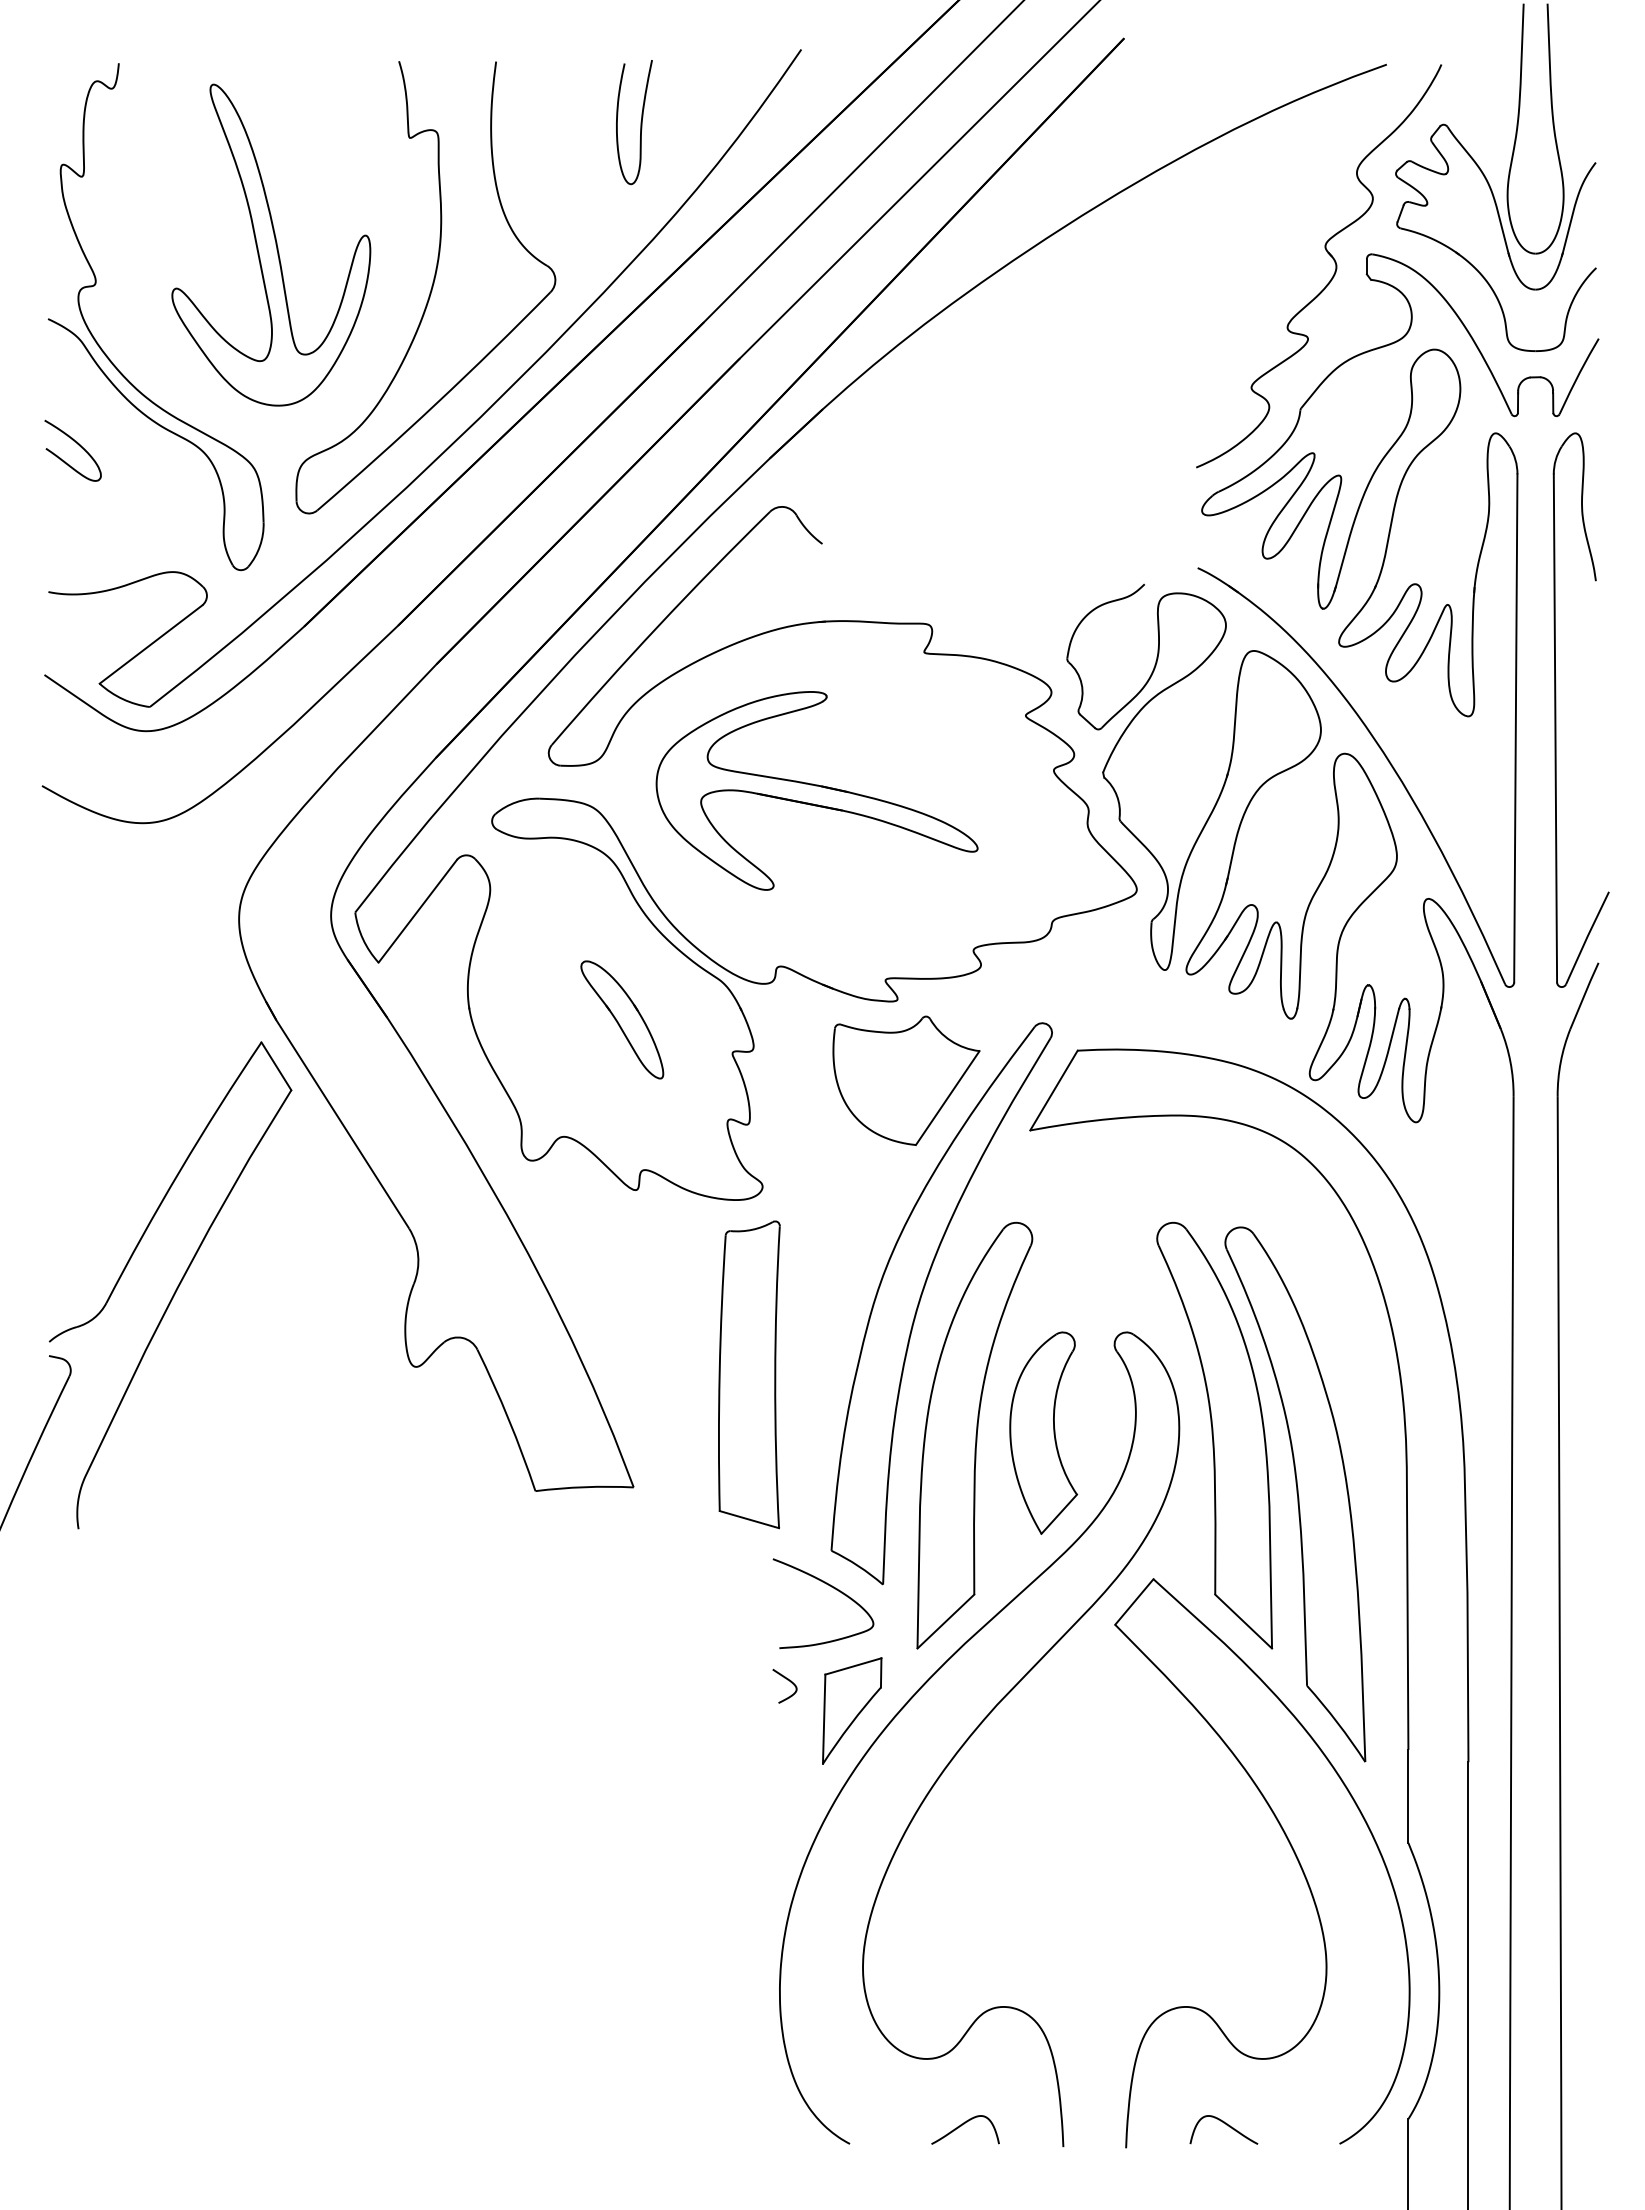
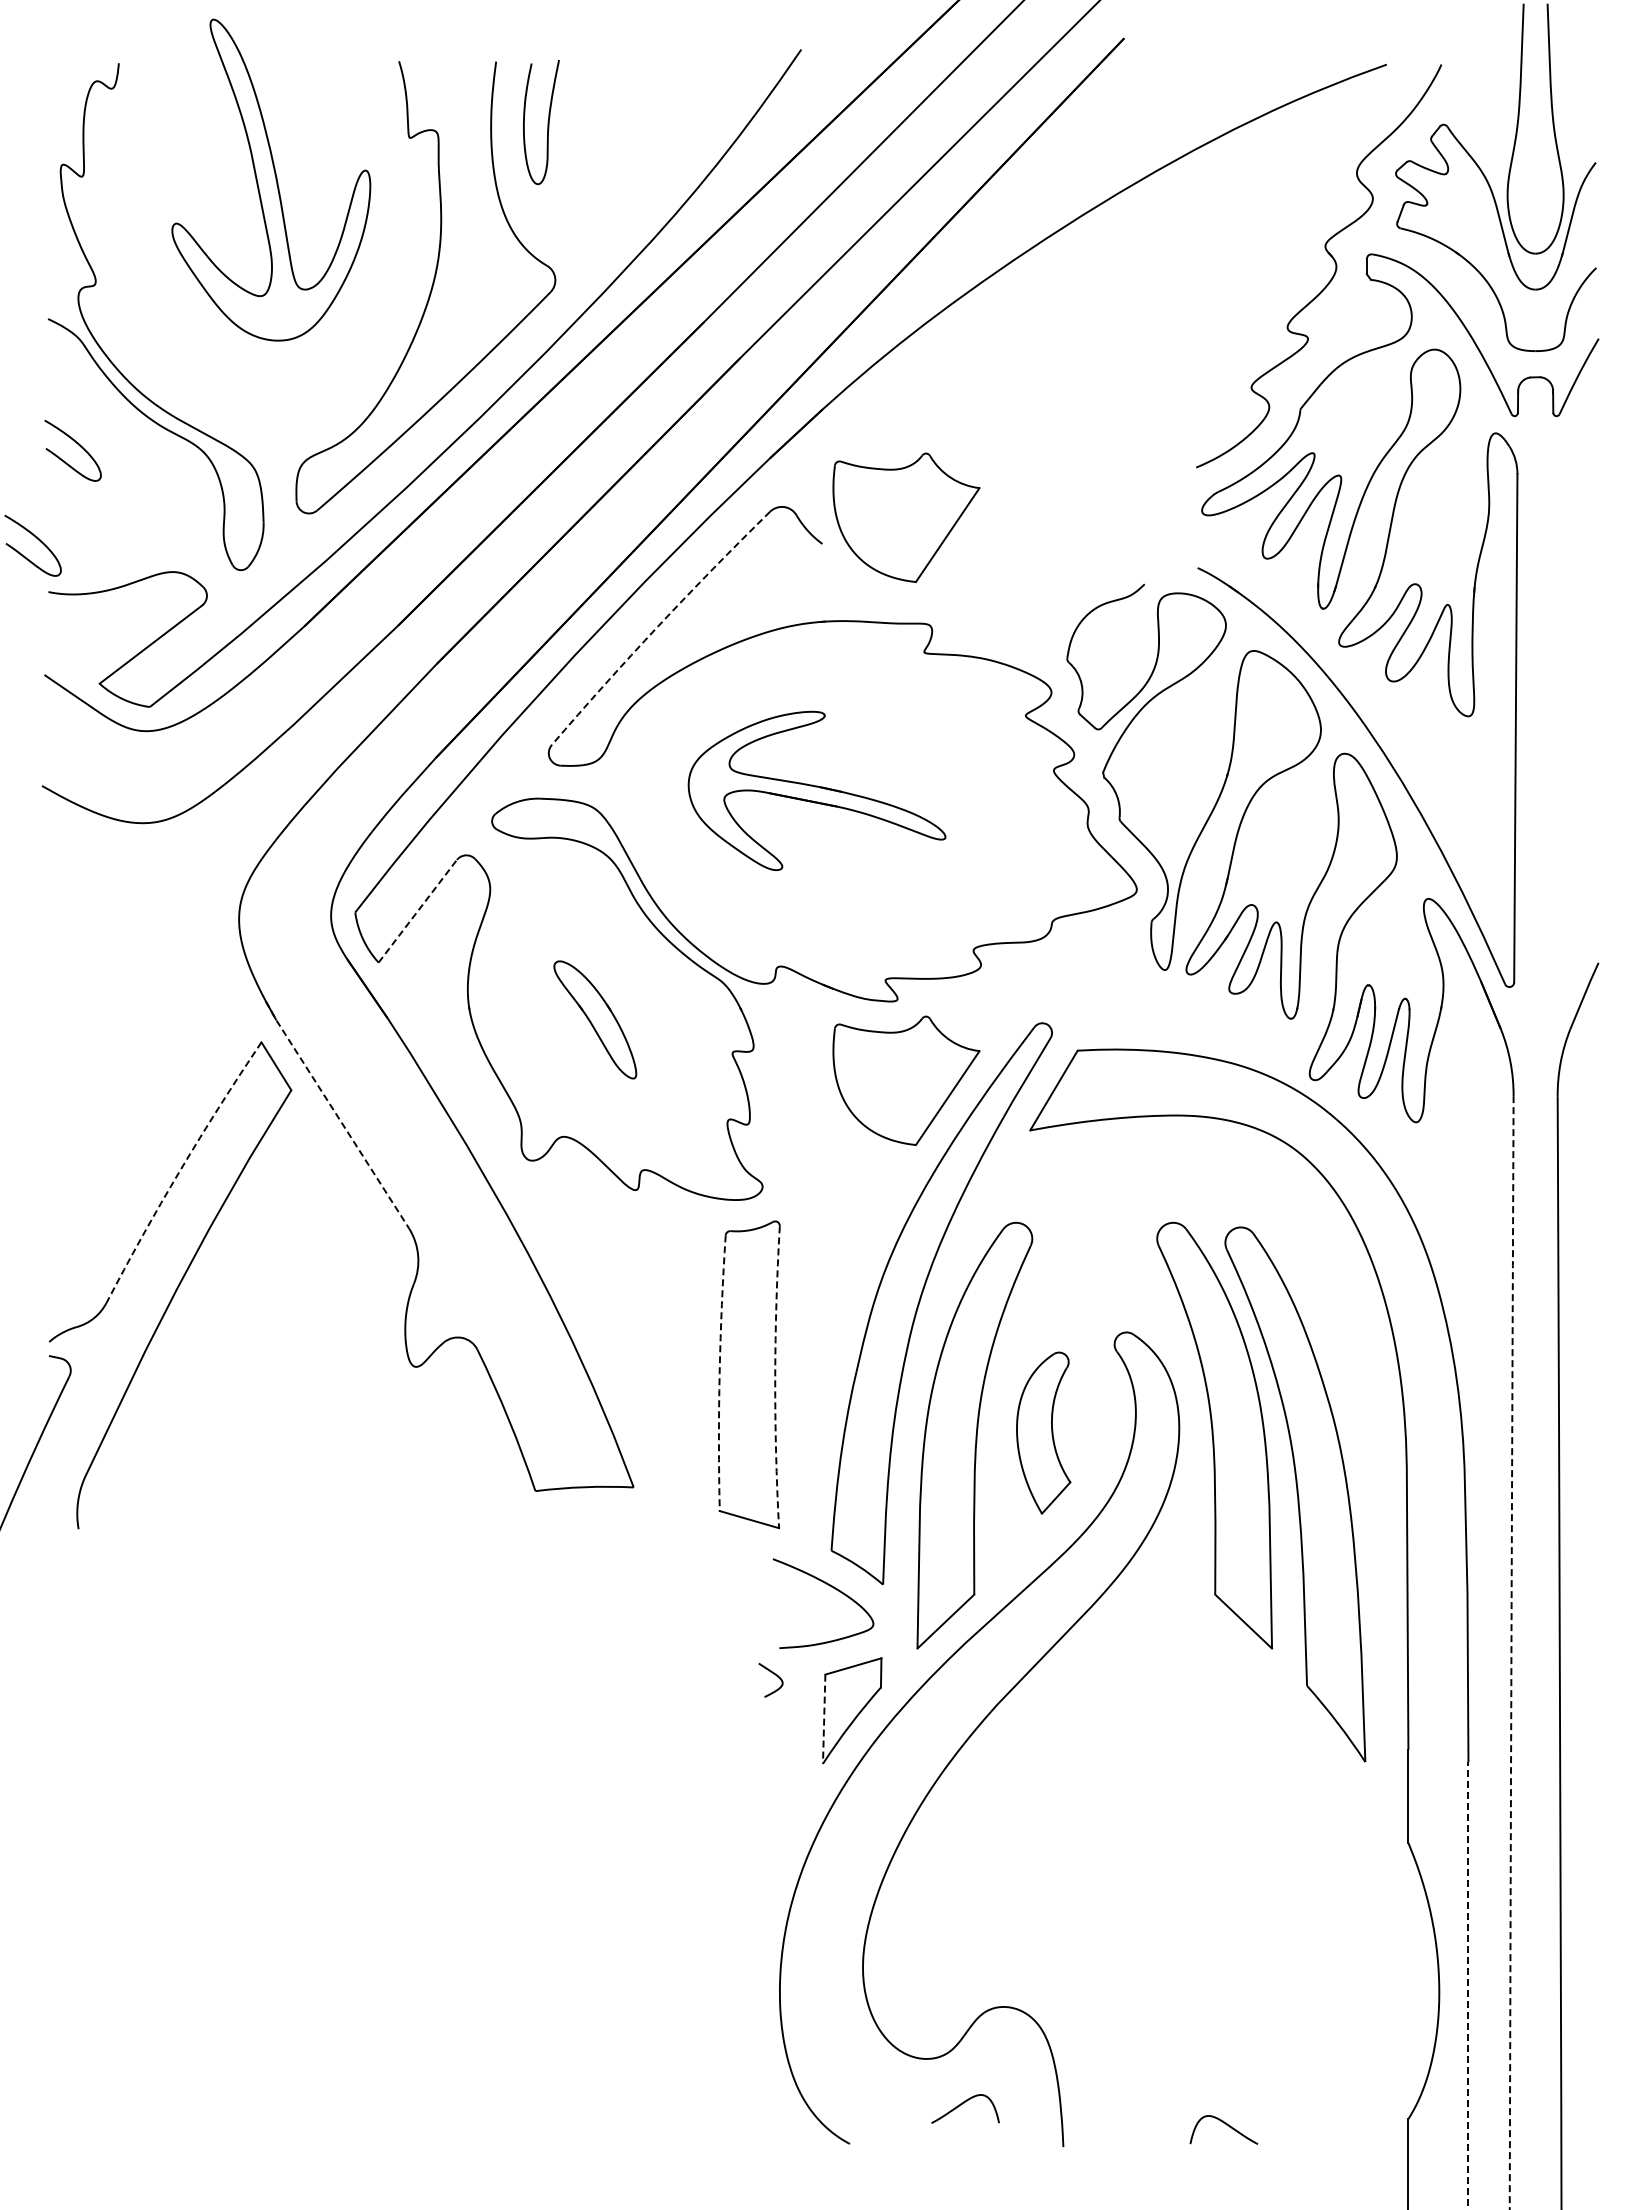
curve position: (640, 122) -> (547, 122) (547, 122)
part position: (271, 244) -> (271, 179) (271, 179)
part: none -> present (906, 517)
curve: none -> present (37, 539)
arc: solid -> dashed (658, 626)
part: present -> none (1556, 709)
part size: 324x200 px -> 260x161 px (816, 790)
line: solid -> dashed (417, 911)
part position: (622, 1019) -> (595, 1019) (595, 1019)
line: solid -> dashed (336, 1115)
arc: solid -> dashed (180, 1170)
arc: solid -> dashed (719, 1373)
arc: solid -> dashed (775, 1377)
part size: 70x204 px -> 56x164 px (1043, 1432)
arc: solid -> dashed (1511, 1653)
curve position: (787, 1680) -> (773, 1674) (773, 1674)
line: solid -> dashed (824, 1719)
part: present -> none (1291, 1848)
line: solid -> dashed (1468, 1985)
curve position: (962, 2125) -> (962, 2104) (962, 2104)
